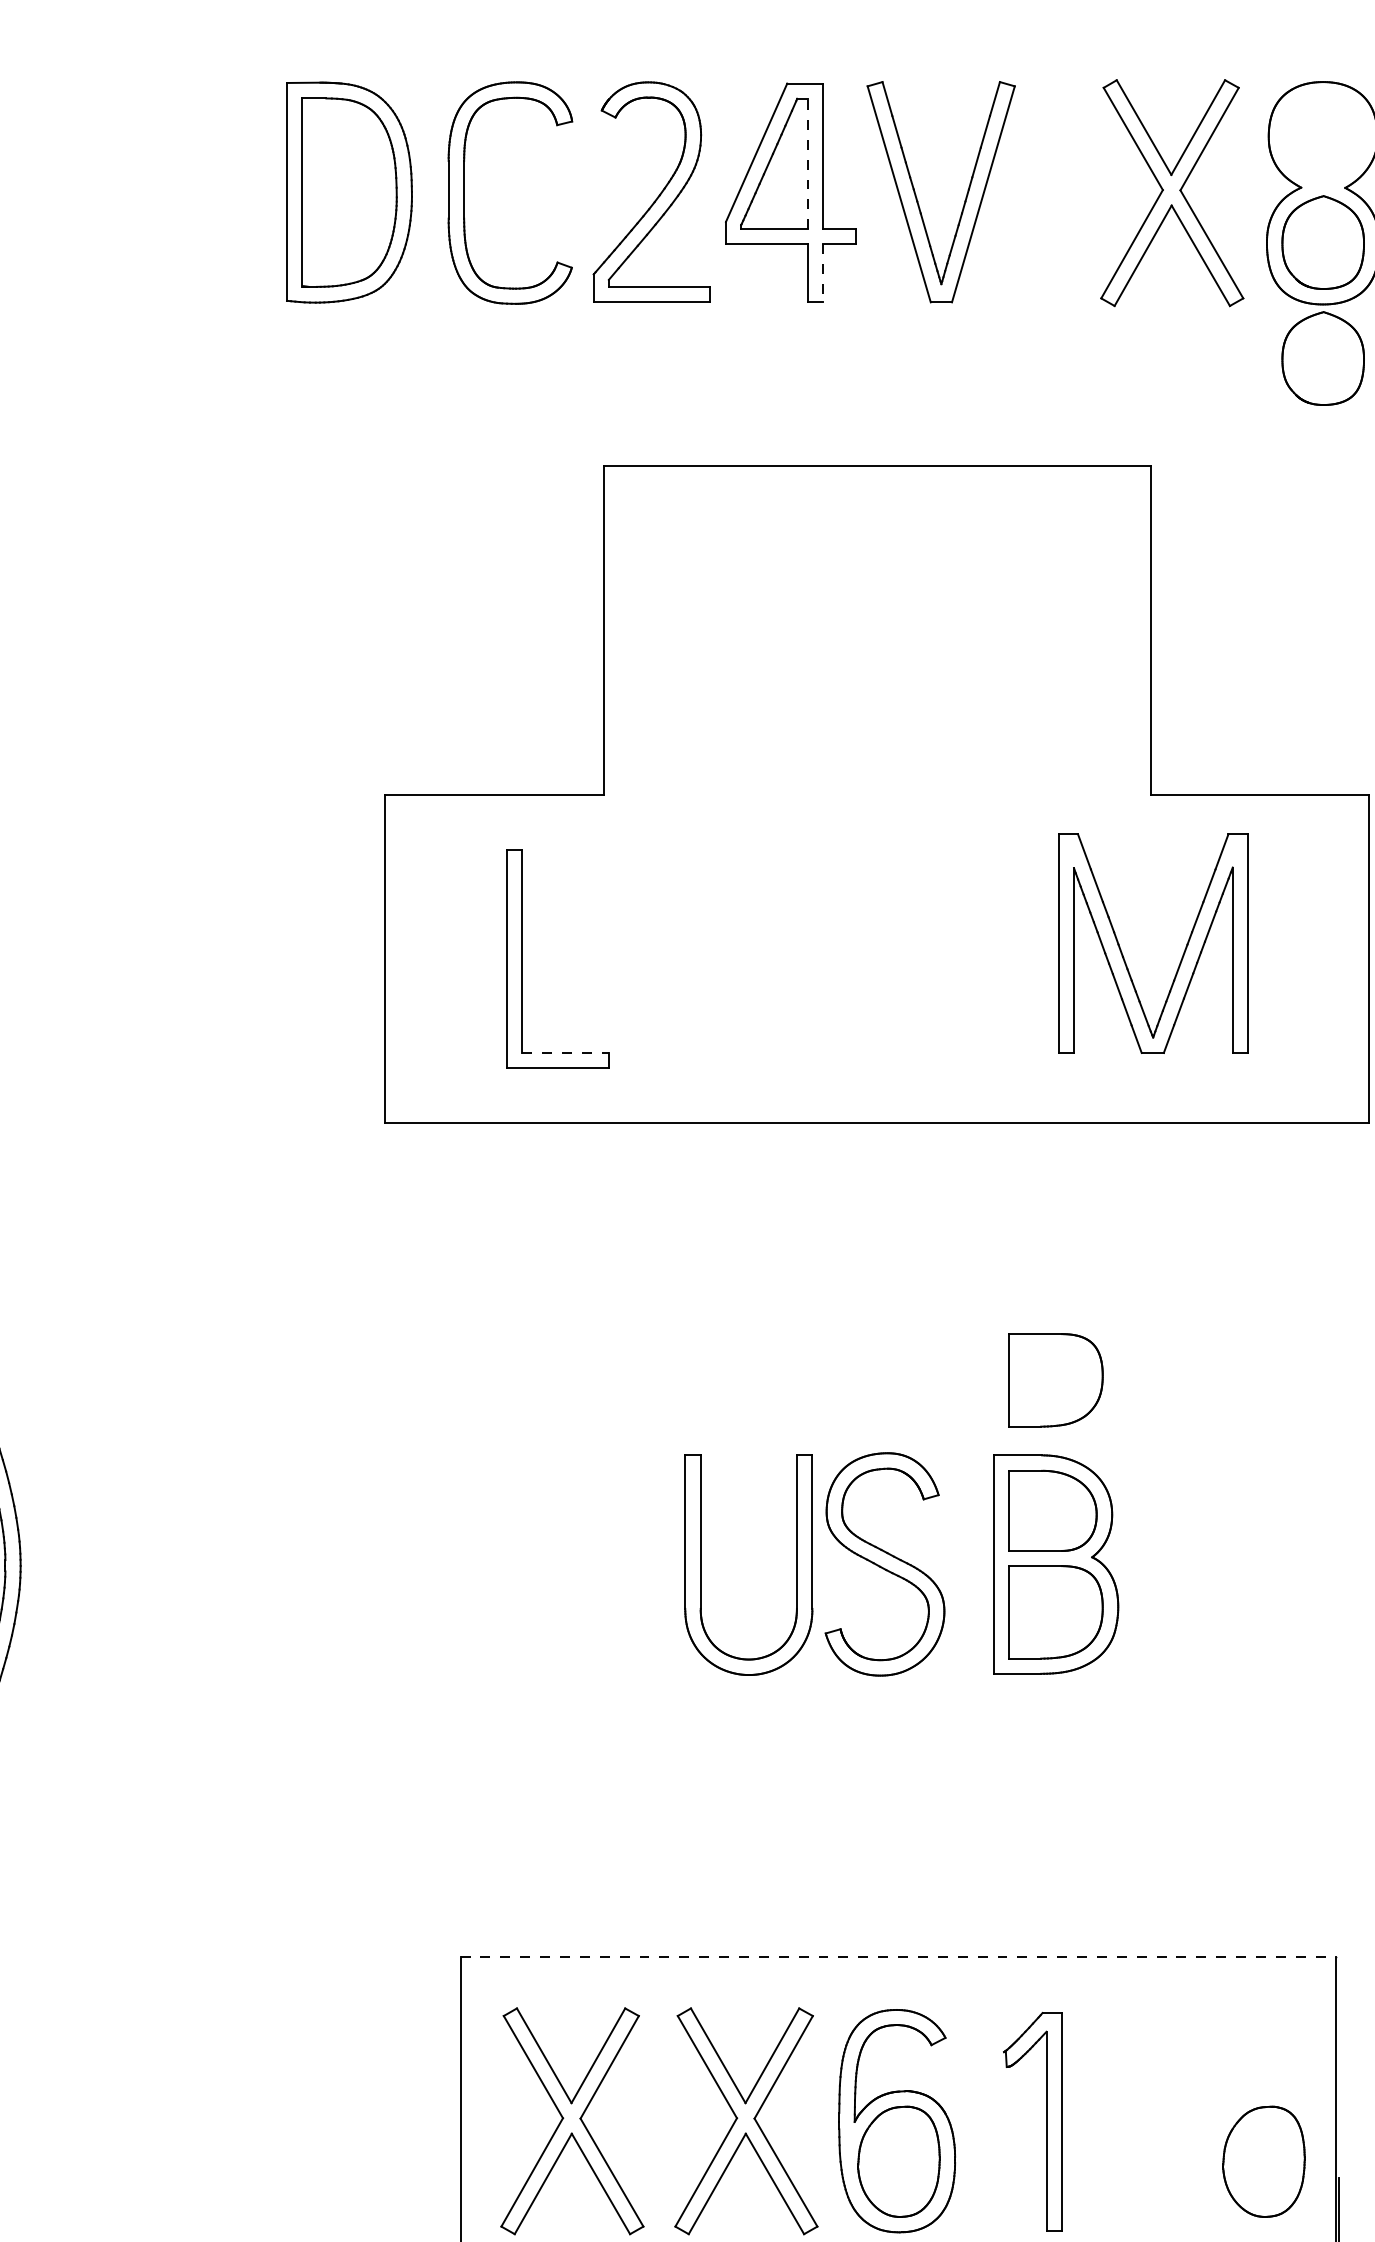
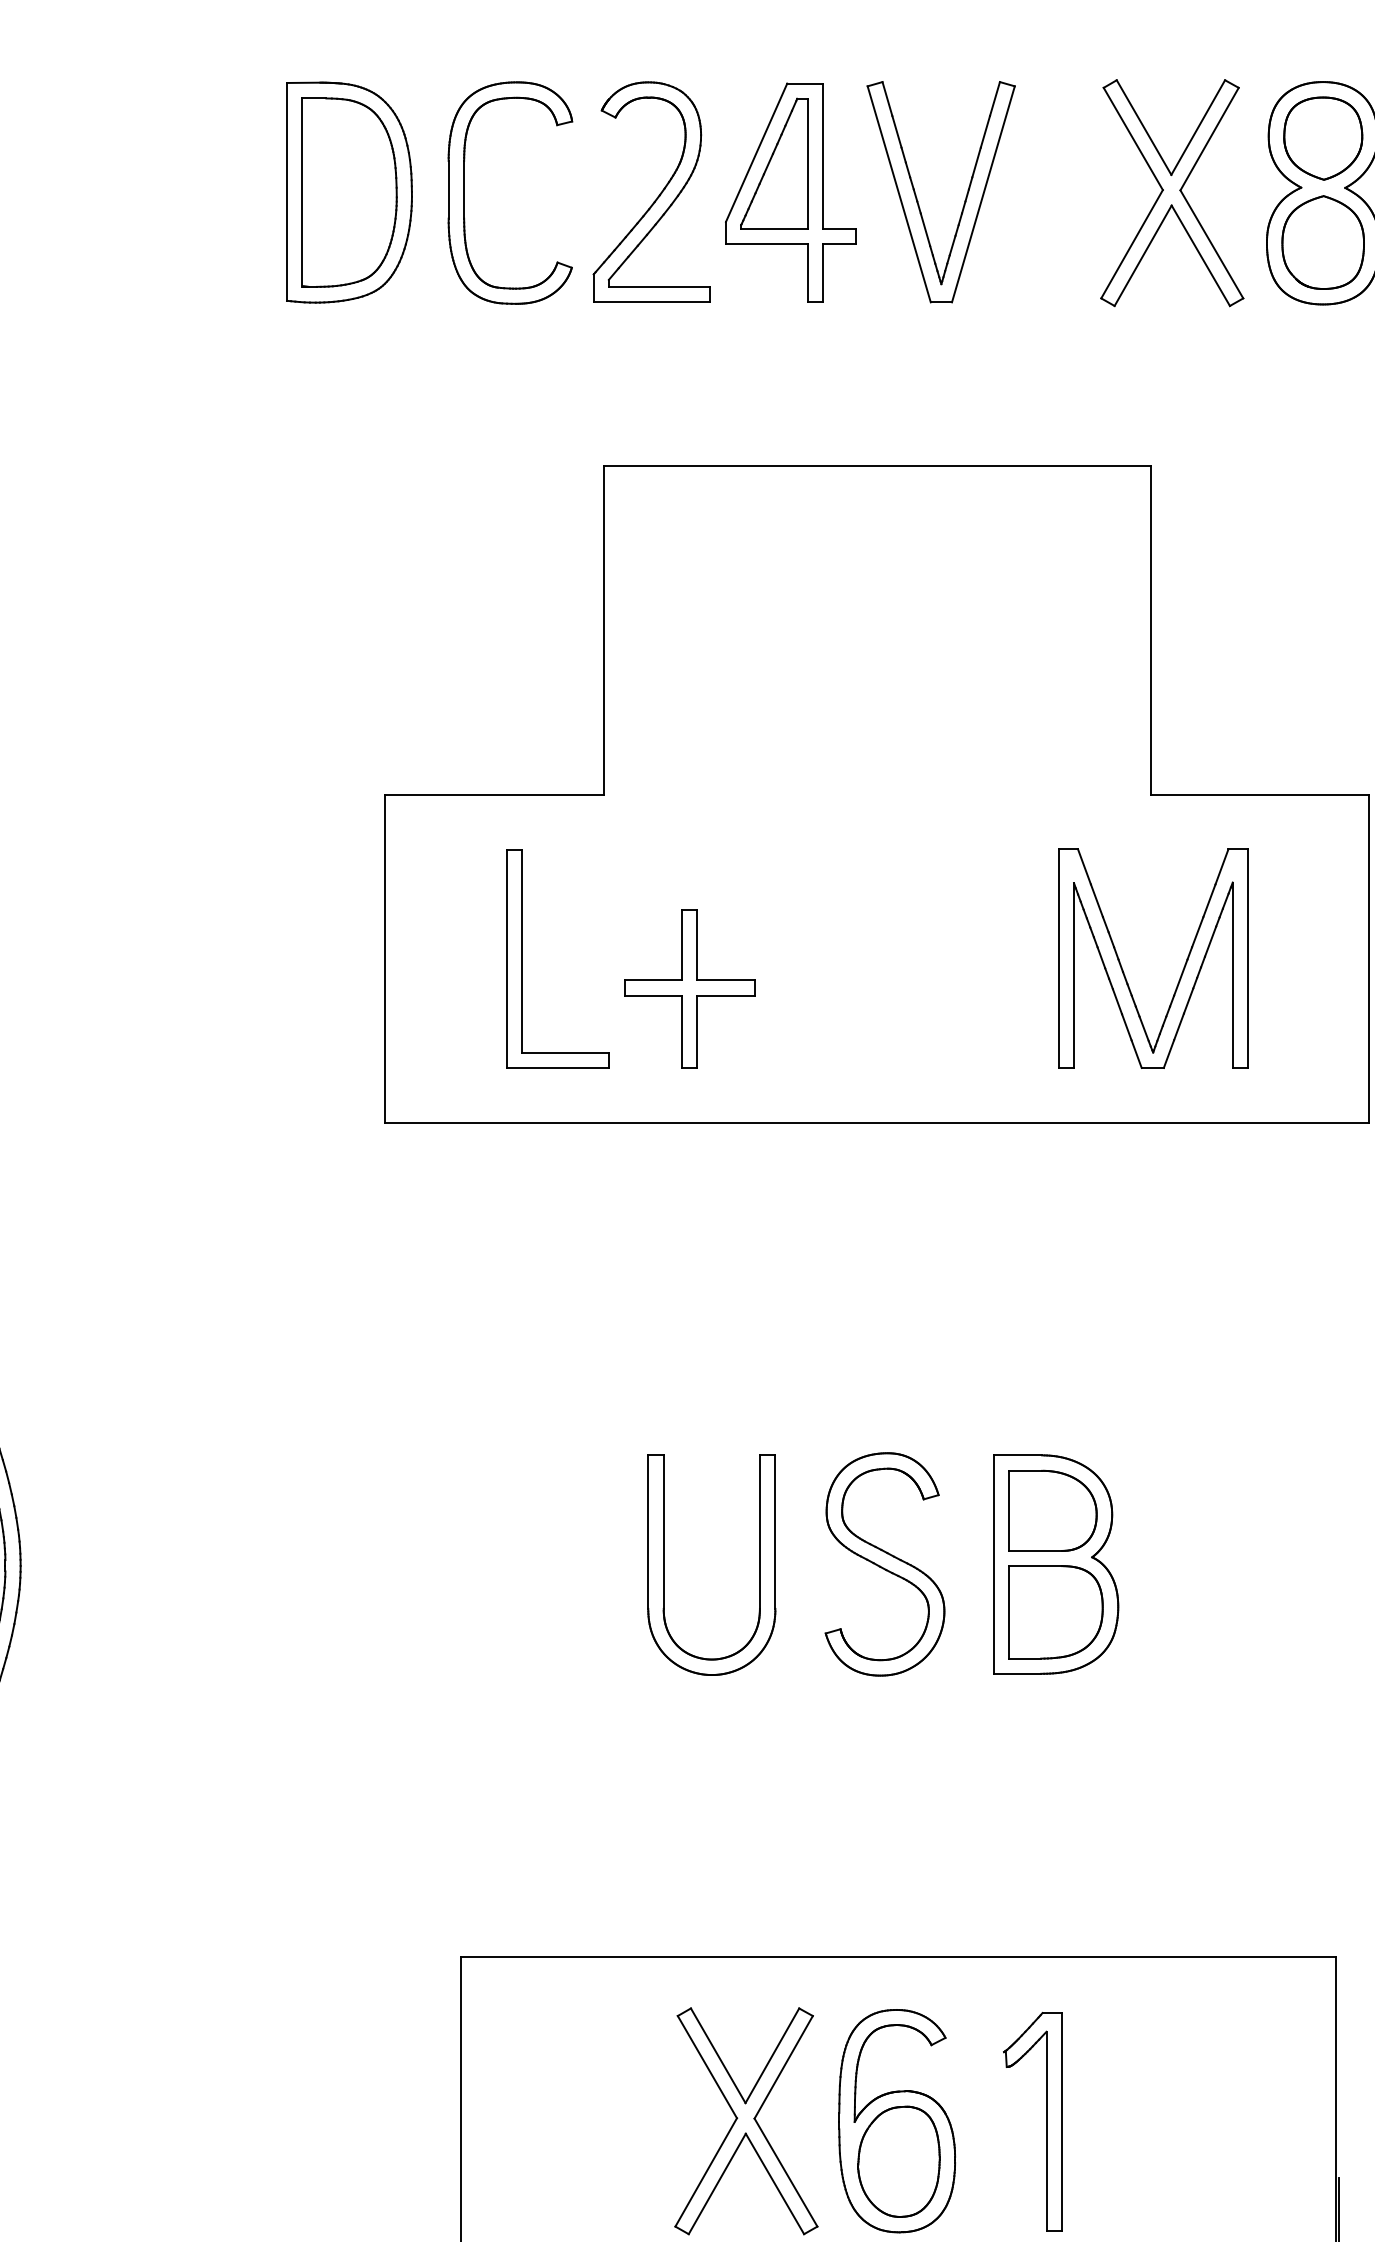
part: none -> present (1323, 138)
line: dashed -> solid (807, 163)
line: dashed -> solid (823, 273)
part: present -> none (1322, 358)
part position: (1182, 954) -> (1182, 969) (1182, 969)
part: none -> present (689, 988)
line: dashed -> solid (566, 1052)
part: present -> none (1055, 1380)
part position: (701, 1564) -> (664, 1564) (664, 1564)
line: dashed -> solid (898, 1957)
part: present -> none (572, 2121)
part: present -> none (1263, 2161)
